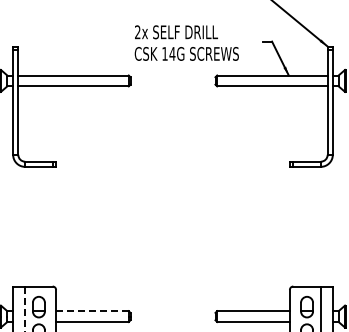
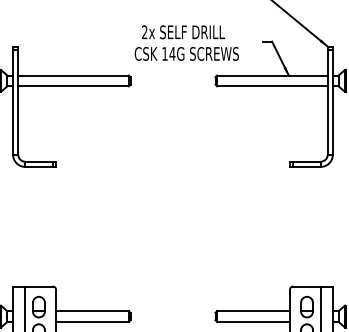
text position: (176, 32) -> (183, 32) (183, 32)
line: dashed -> solid (25, 309)
line: dashed -> solid (91, 311)
